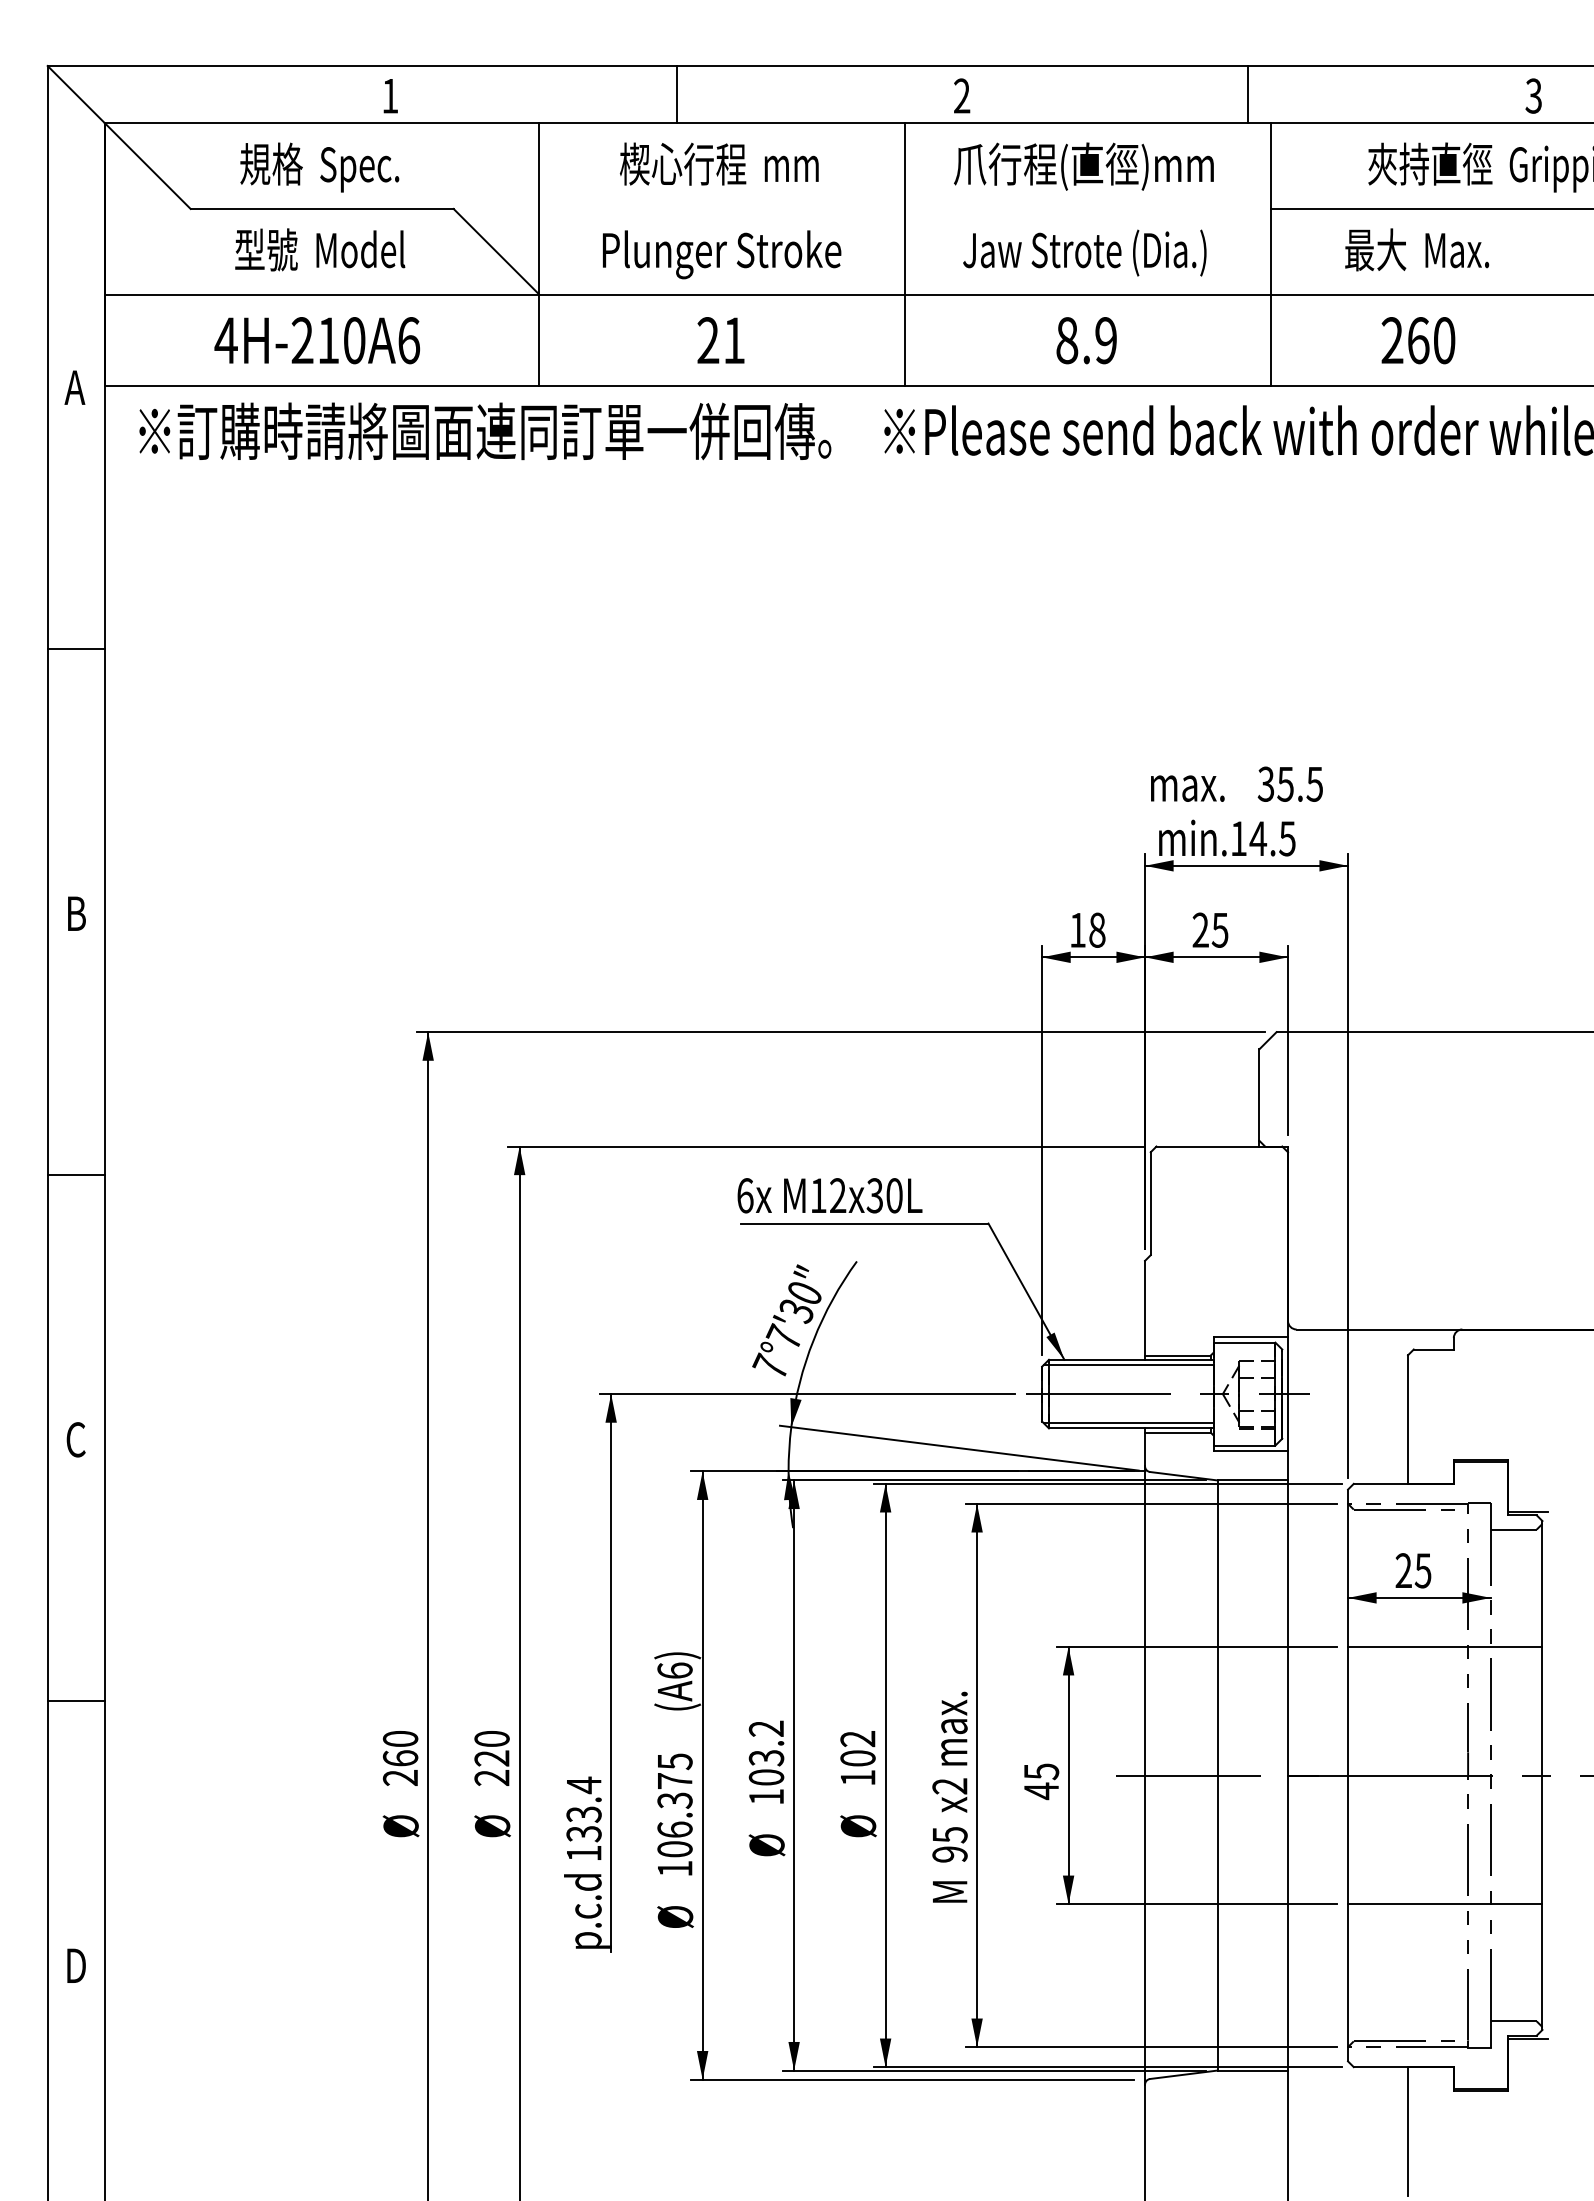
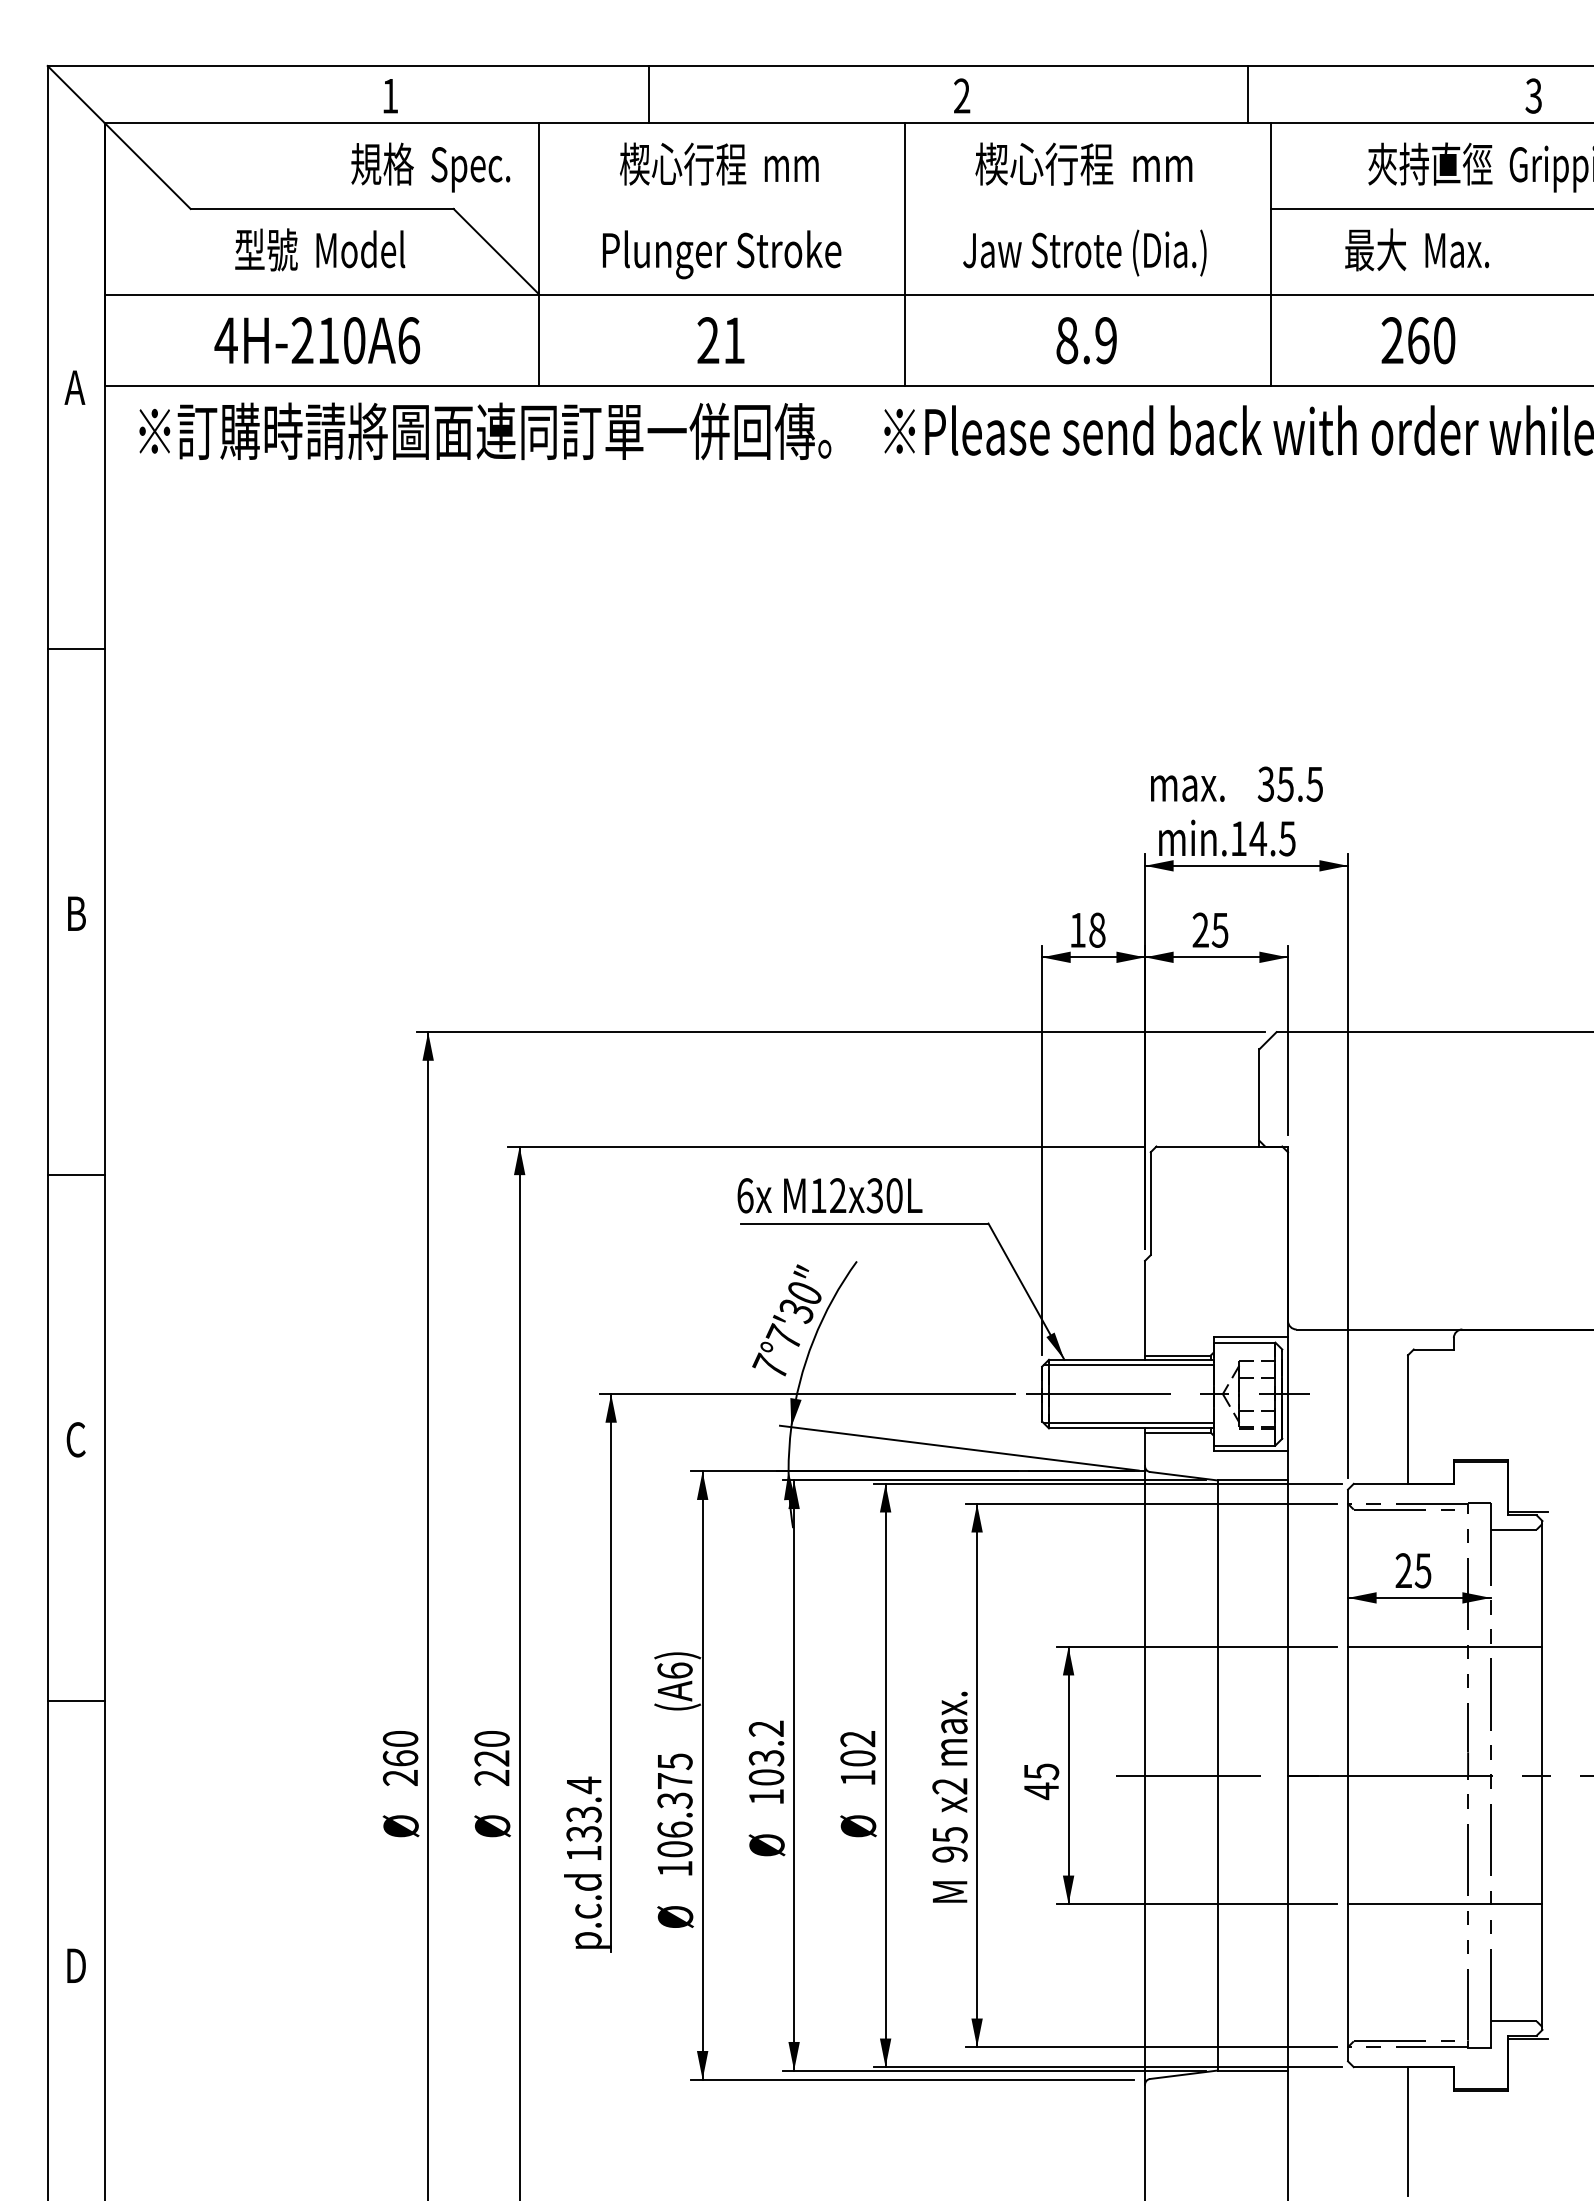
line position: (676, 94) -> (648, 94) (648, 94)
text: 爪行程(直徑)mm -> 楔心行程  mm (1083, 166)
text position: (319, 167) -> (430, 167) (430, 167)
